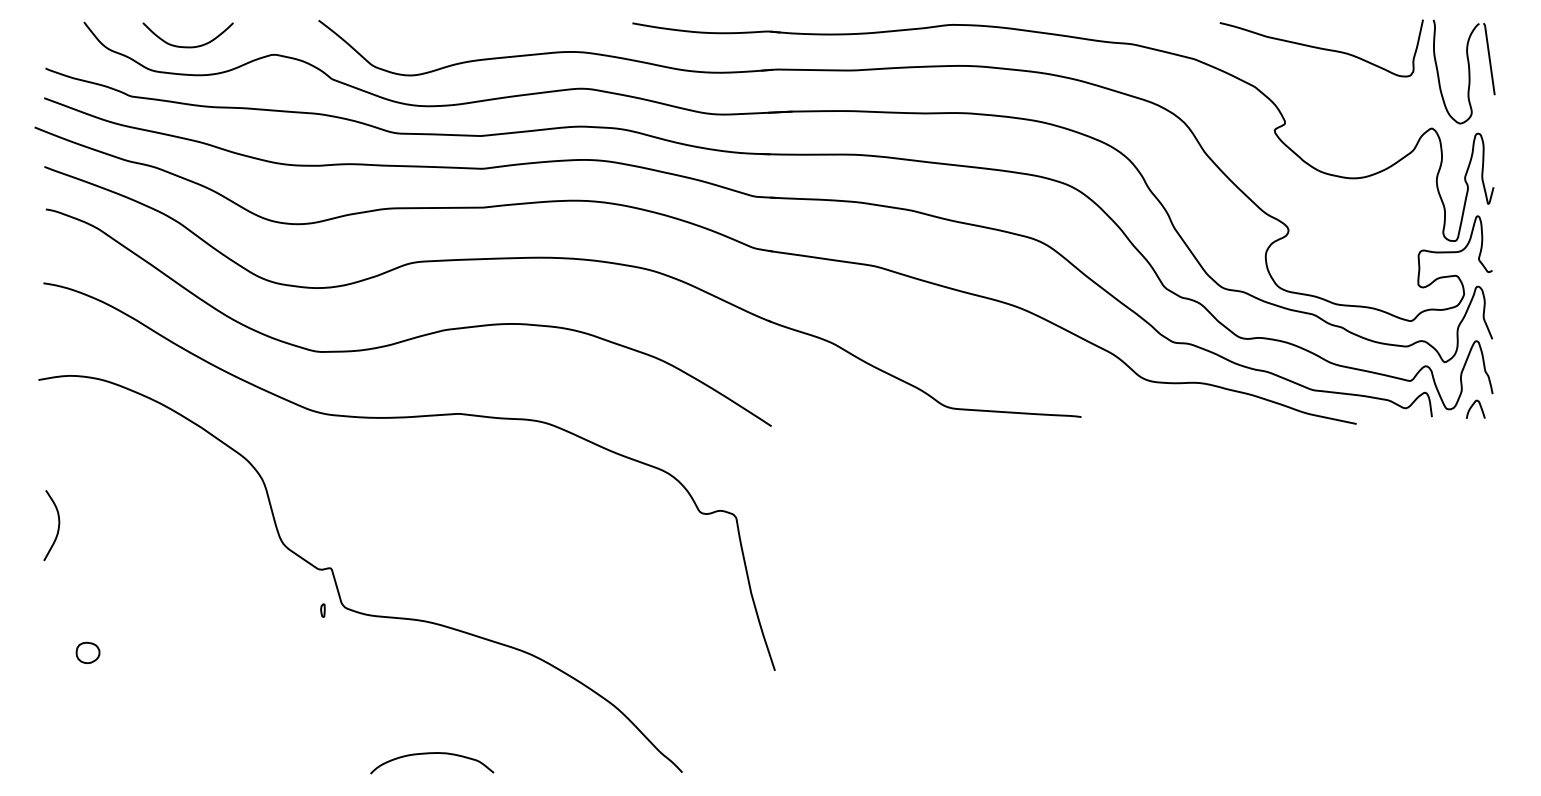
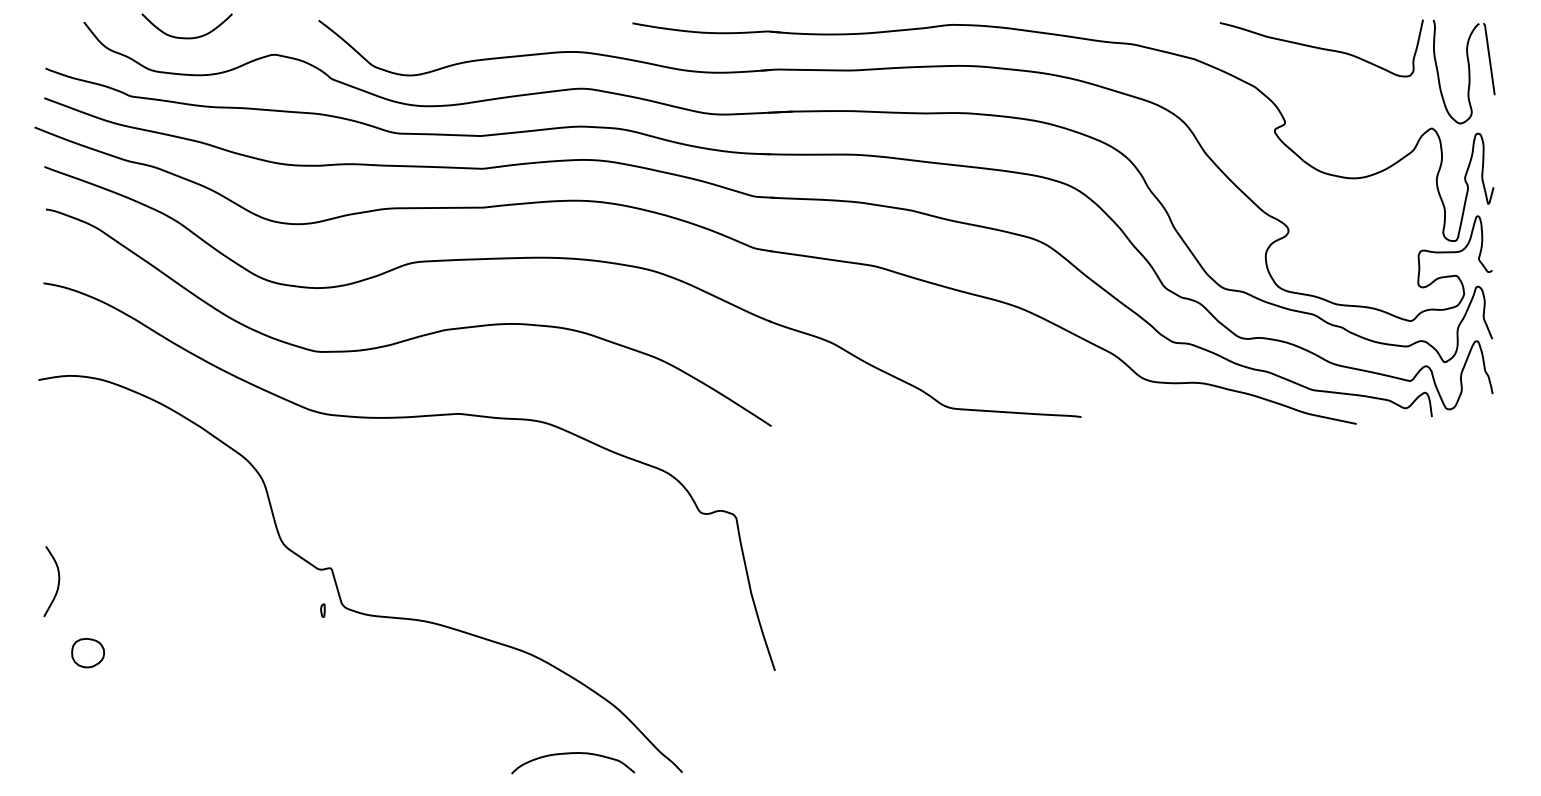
curve position: (187, 46) -> (186, 37) (186, 37)
curve: present -> none (1472, 407)
curve position: (57, 528) -> (57, 584) (57, 584)
part size: 26x23 px -> 34x31 px (87, 653)
curve position: (430, 754) -> (571, 754) (571, 754)
